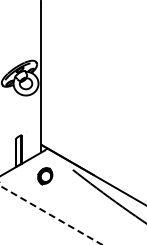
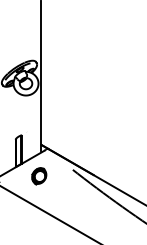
part position: (45, 176) -> (39, 176) (39, 176)
line: dashed -> solid (50, 215)
